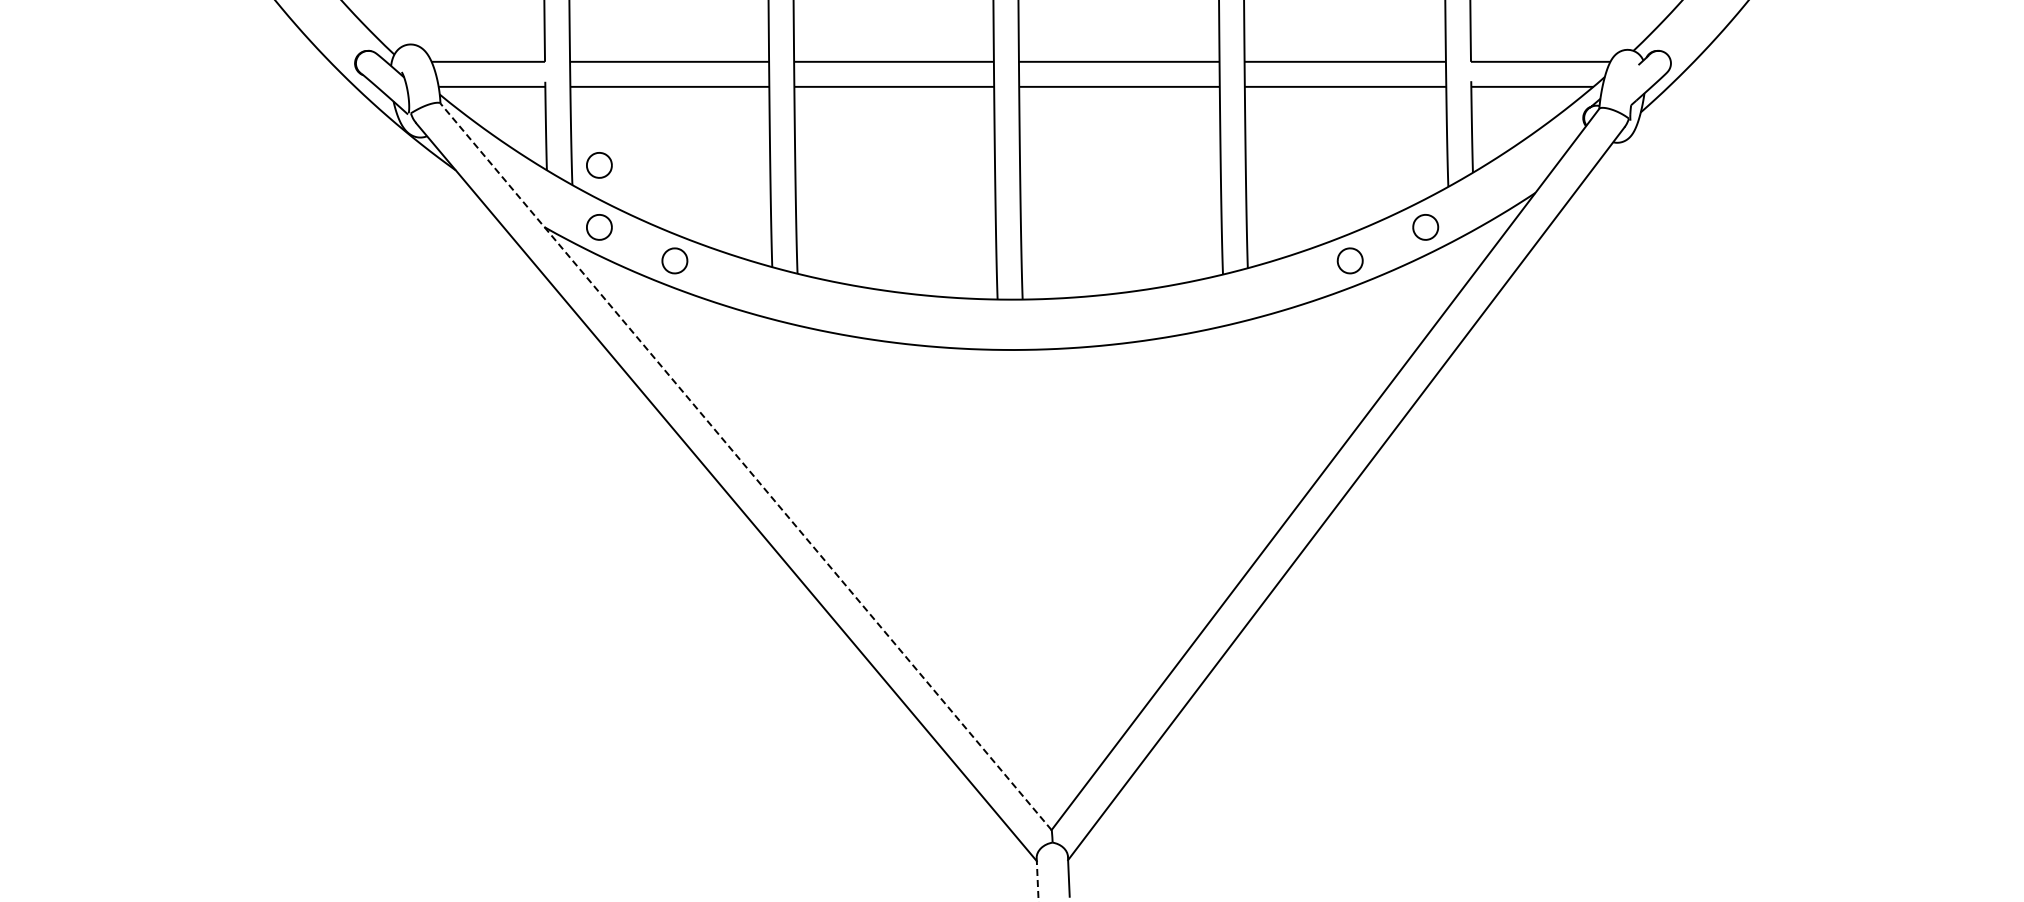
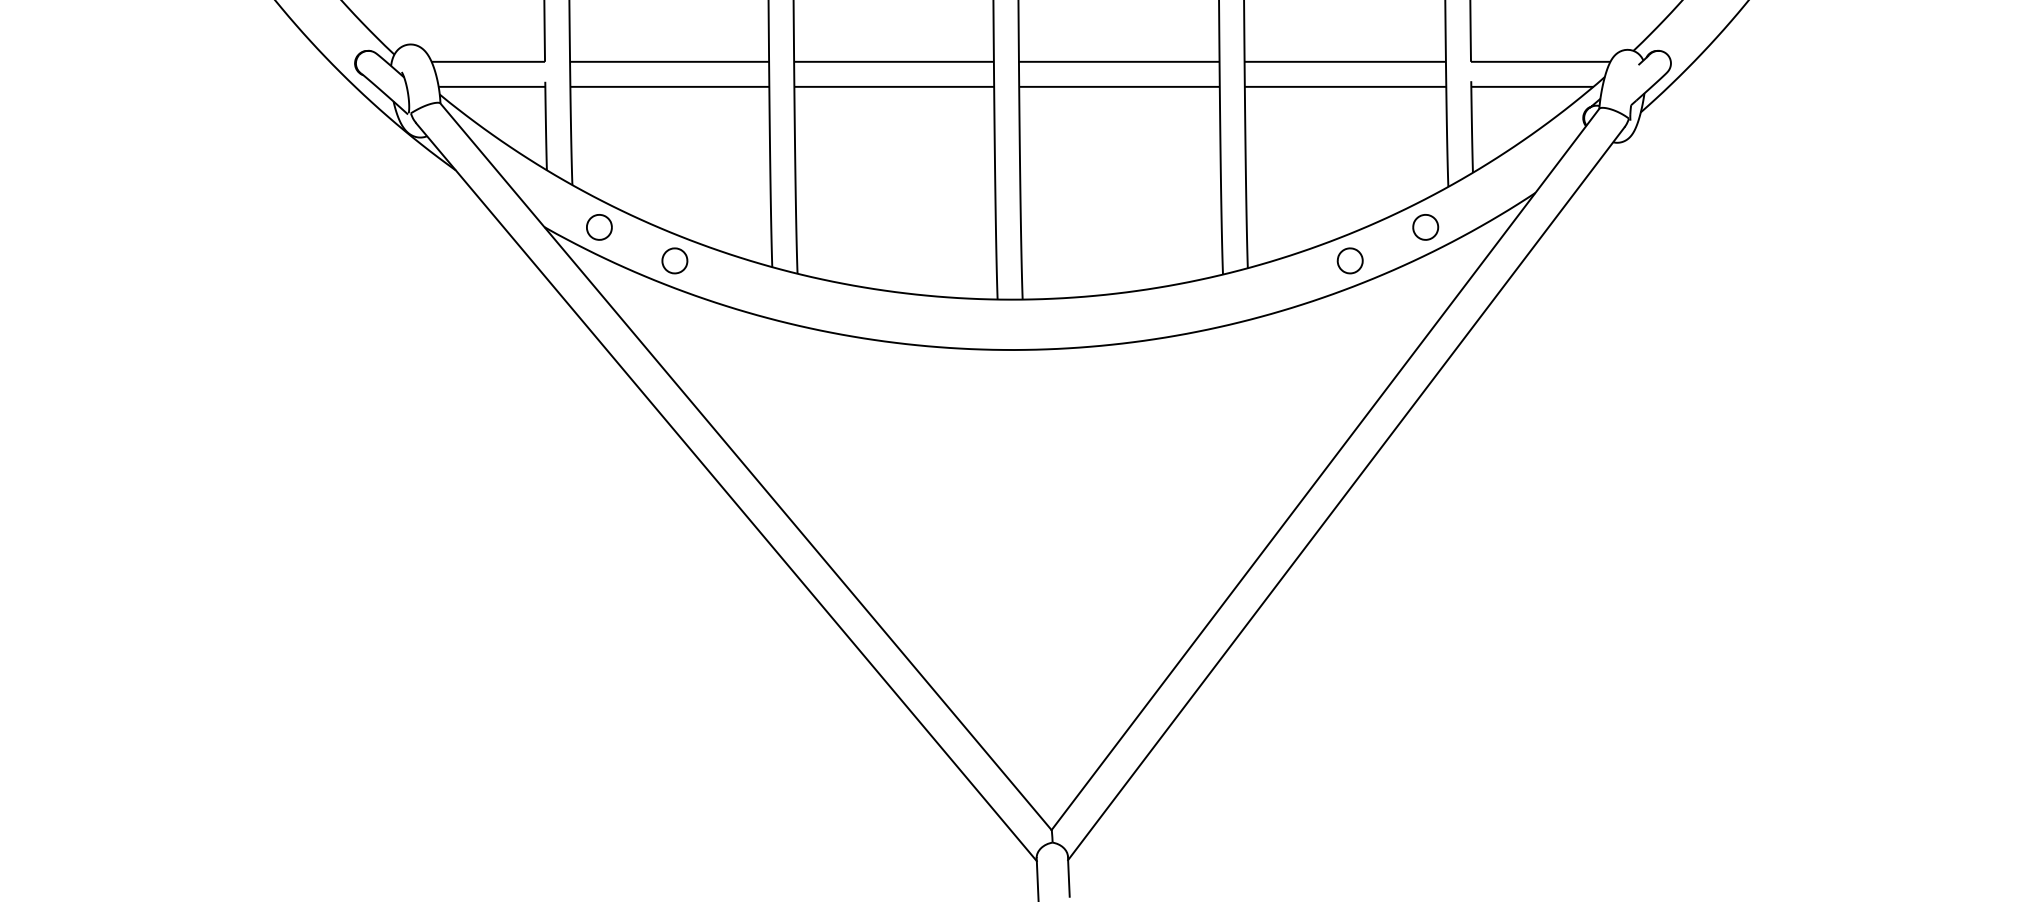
part: present -> none (599, 165)
line: dashed -> solid (745, 466)
line: dashed -> solid (1037, 879)
